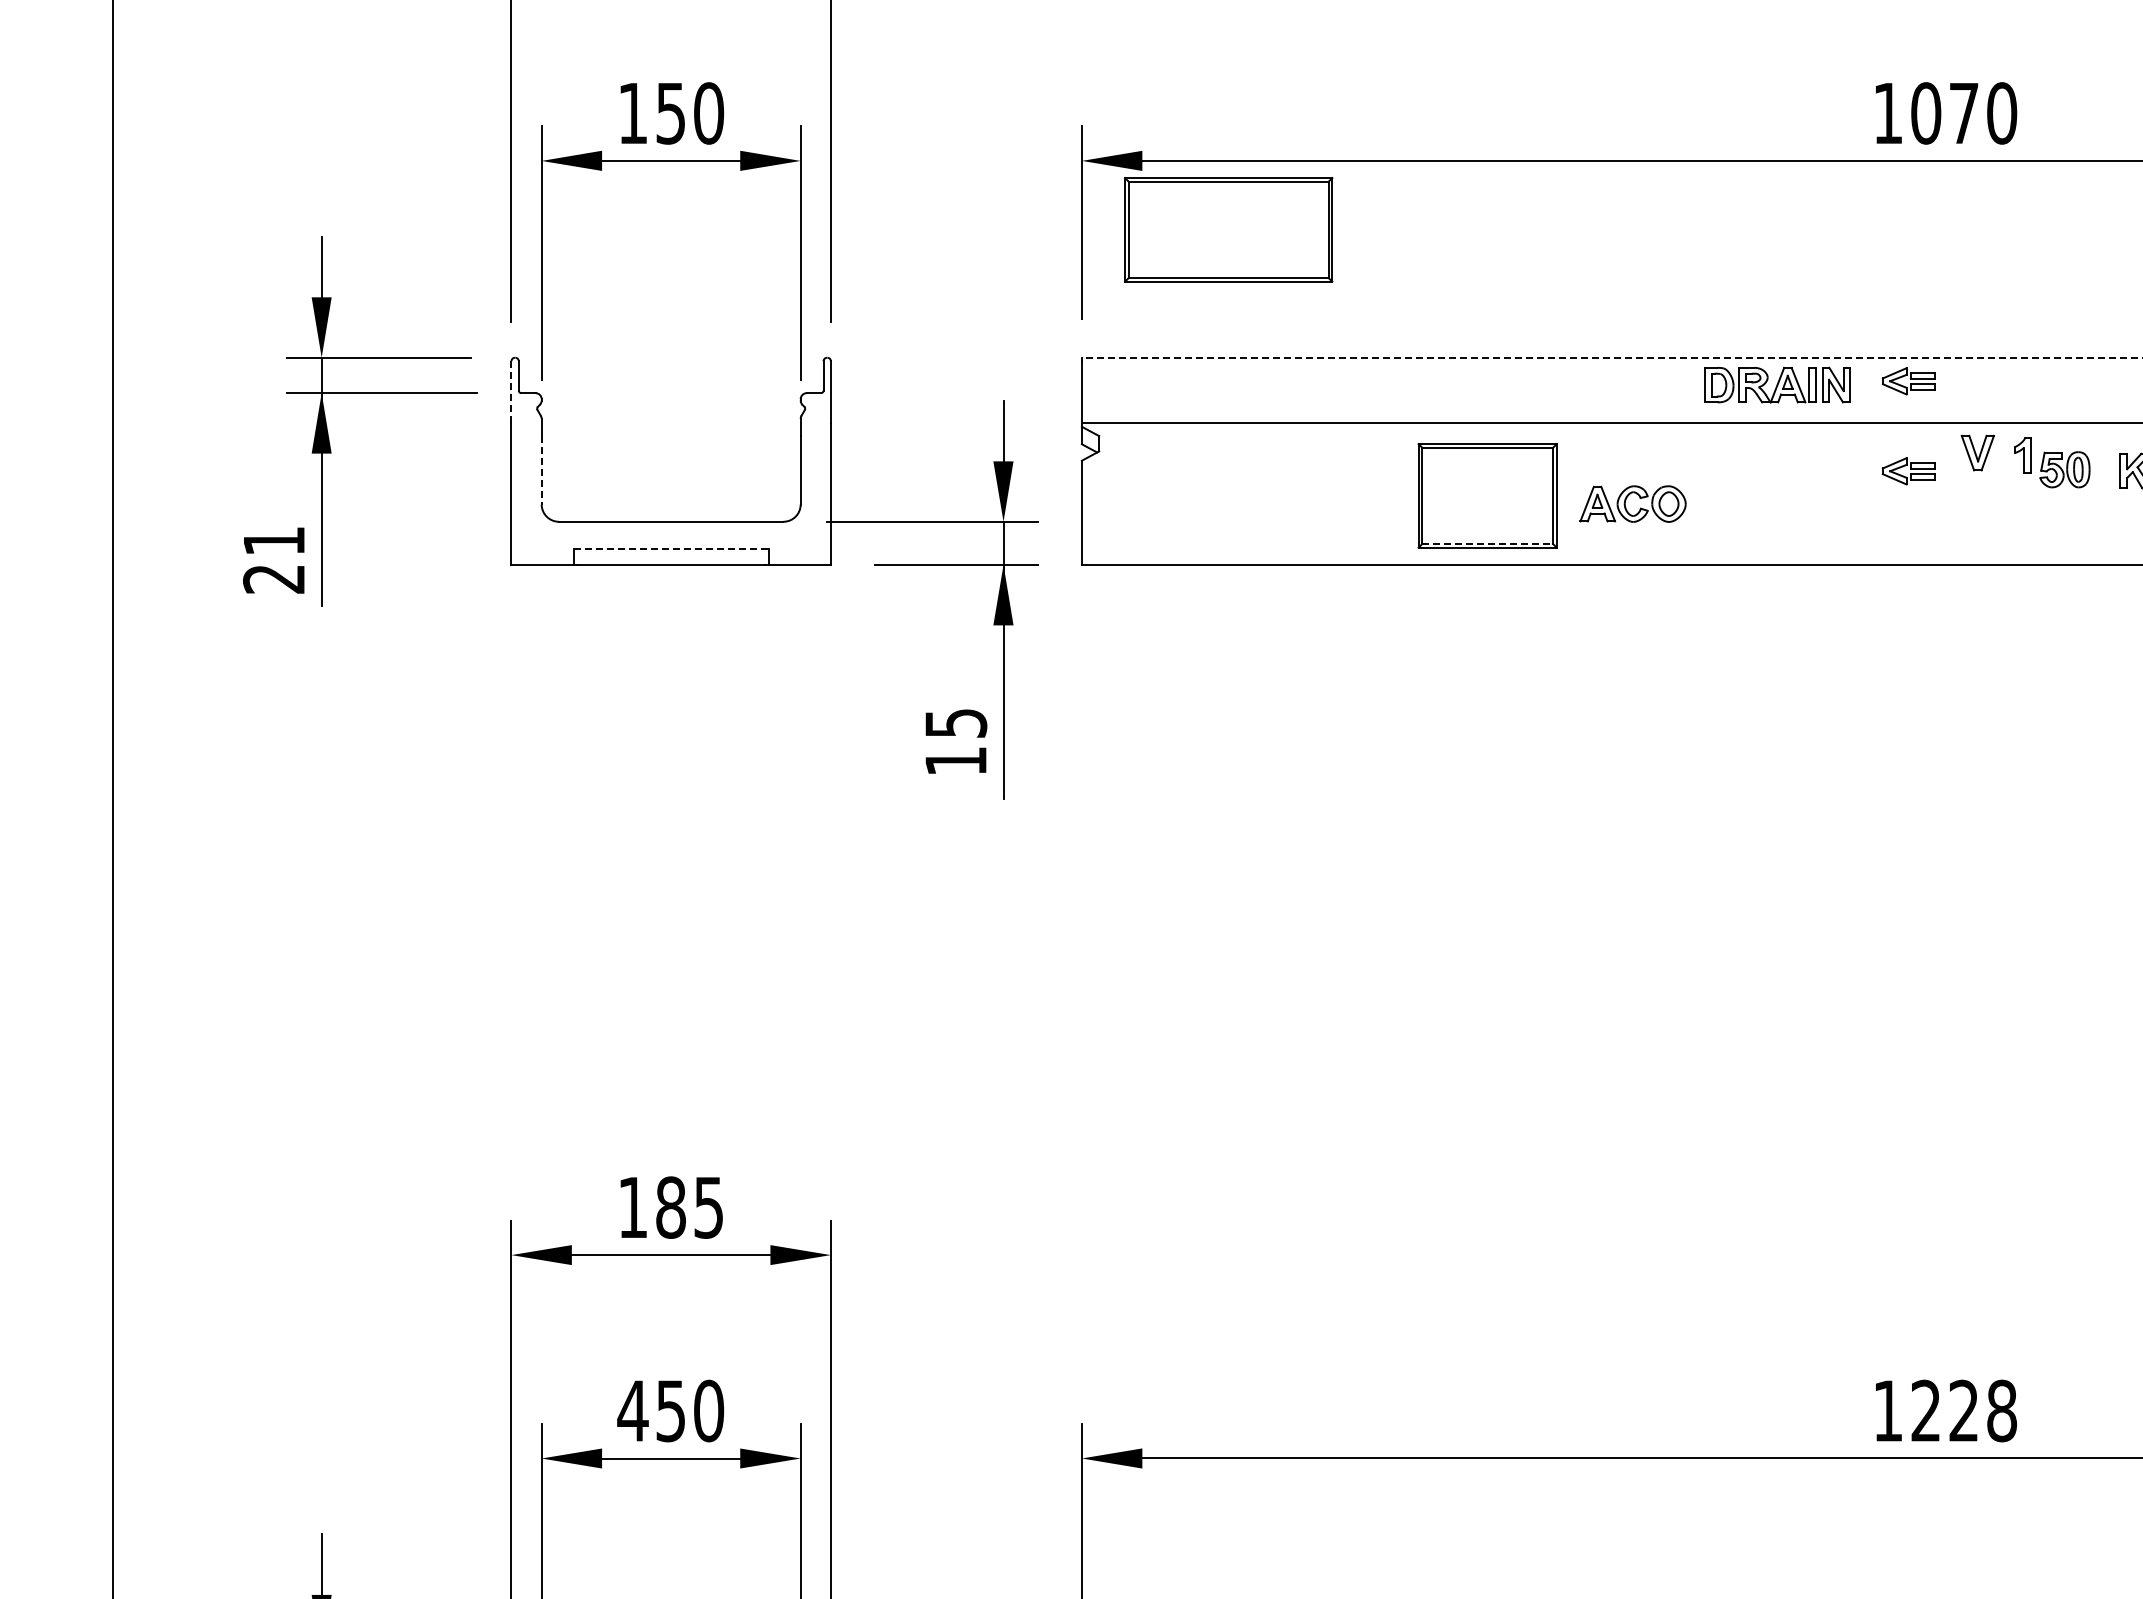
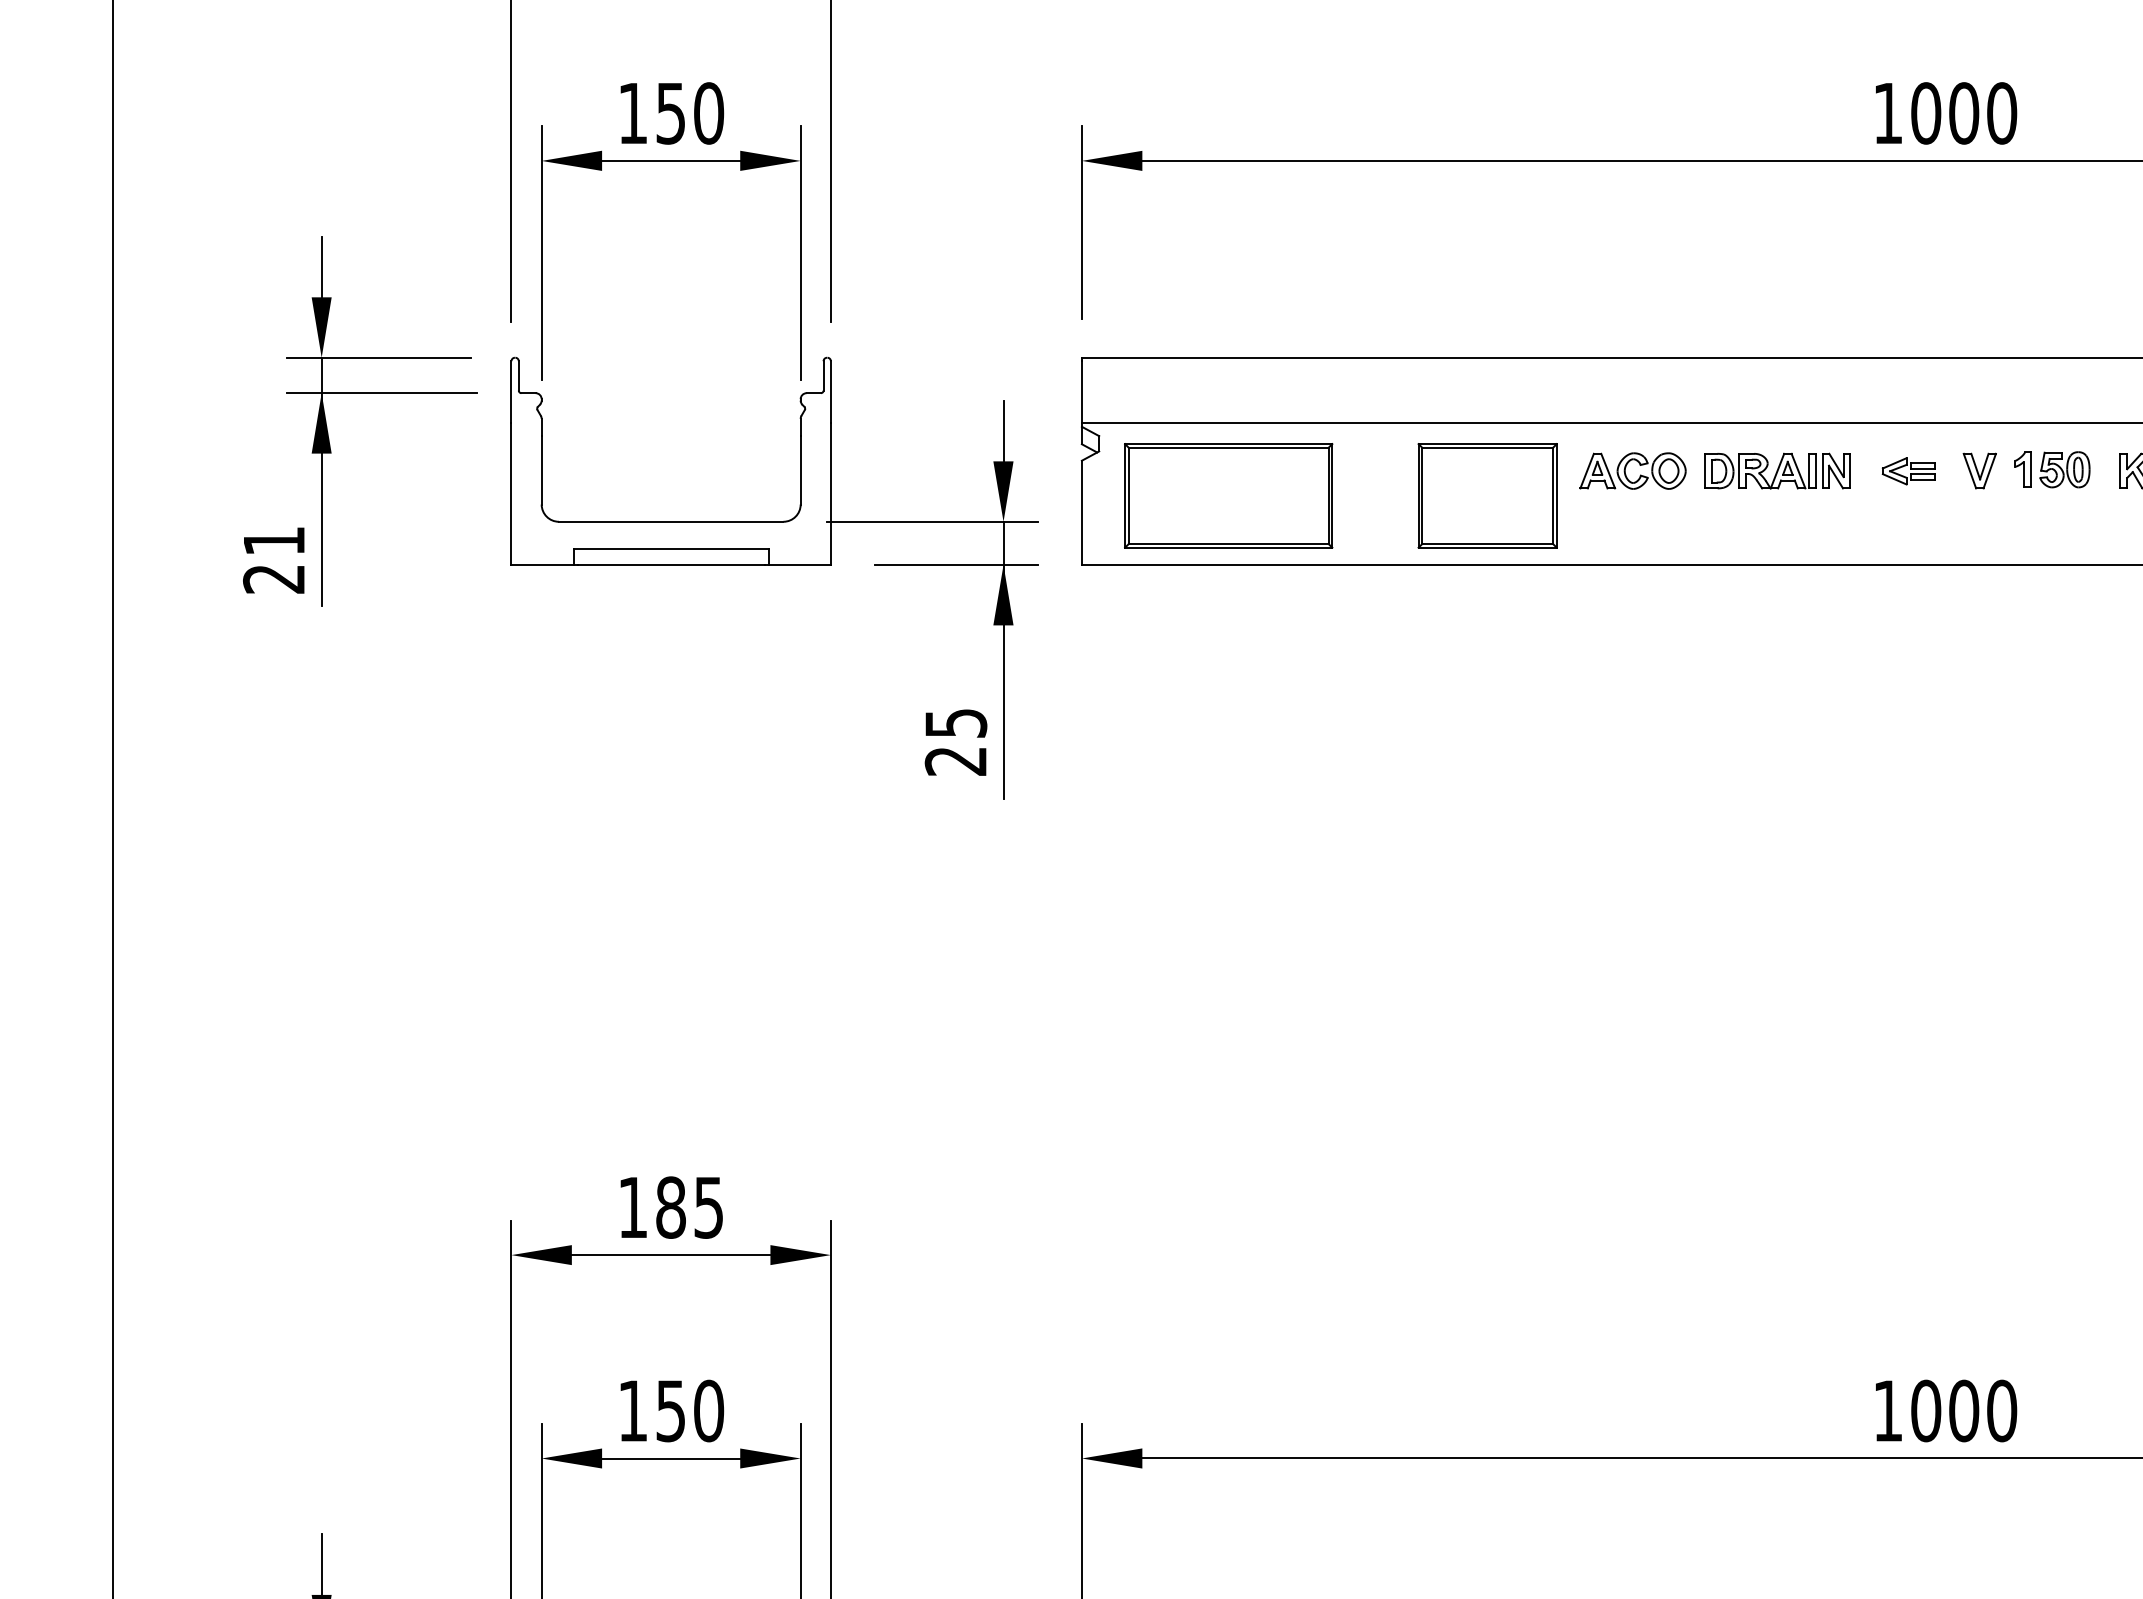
text: 1070 -> 1000 (1964, 113)
part position: (1228, 229) -> (1228, 495) (1228, 495)
line: dashed -> solid (1611, 357)
part: present -> none (1908, 381)
part position: (1777, 384) -> (1777, 470) (1777, 470)
line: dashed -> solid (511, 391)
part position: (1977, 452) -> (1979, 470) (1979, 470)
part position: (2022, 455) -> (2022, 469) (2022, 469)
line: dashed -> solid (541, 470)
part position: (1626, 500) -> (1626, 467) (1626, 467)
line: dashed -> solid (1488, 543)
line: dashed -> solid (671, 549)
text: 15 -> 25 (955, 761)
text: 450 -> 150 (632, 1410)
text: 1228 -> 1000 (1964, 1410)
